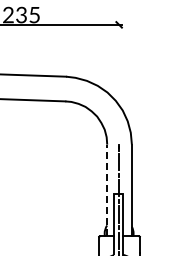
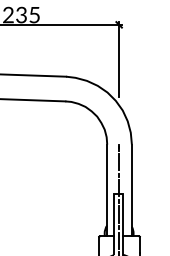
line: none -> present (119, 59)
line: dashed -> solid (107, 190)
